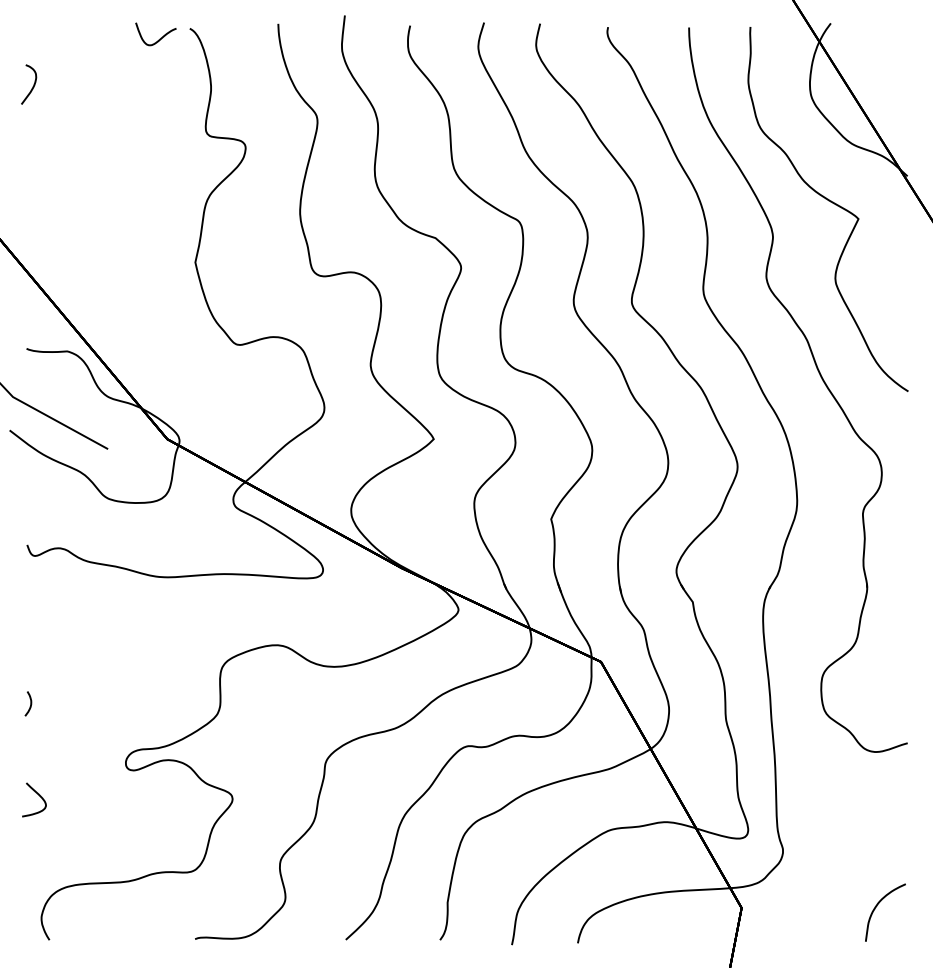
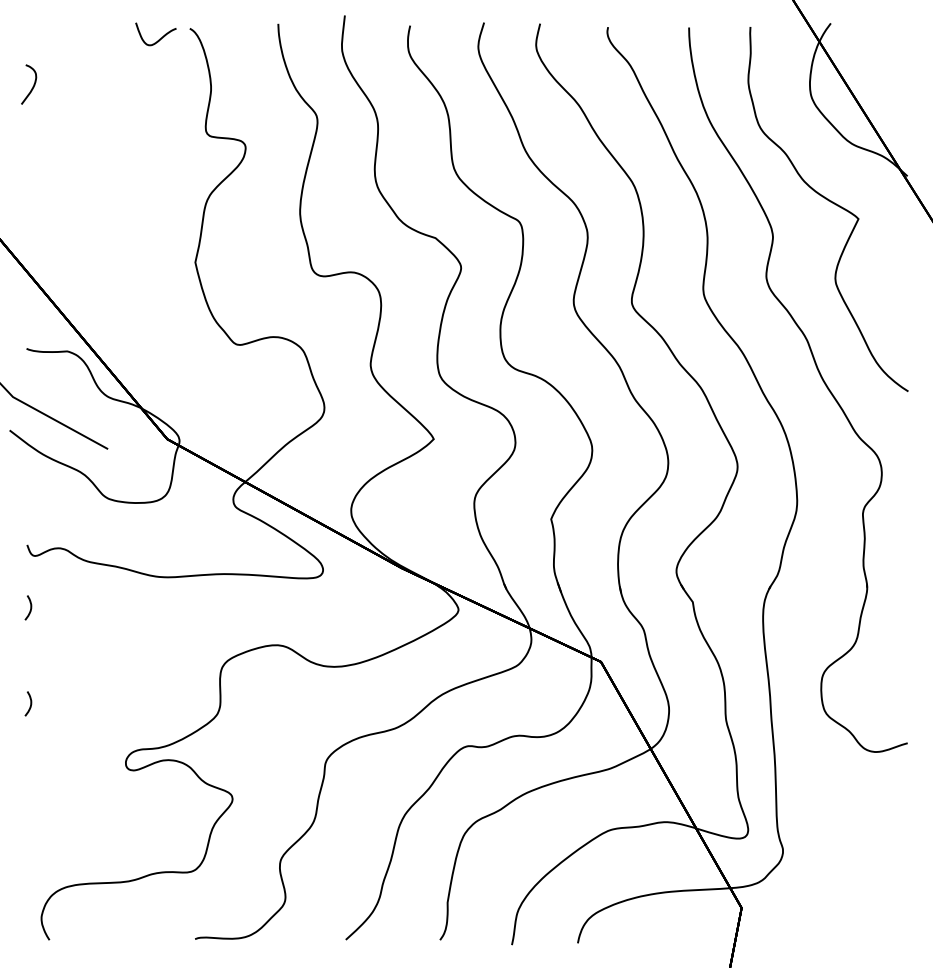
curve: none -> present (30, 607)
curve: present -> none (38, 795)
curve: present -> none (877, 906)
